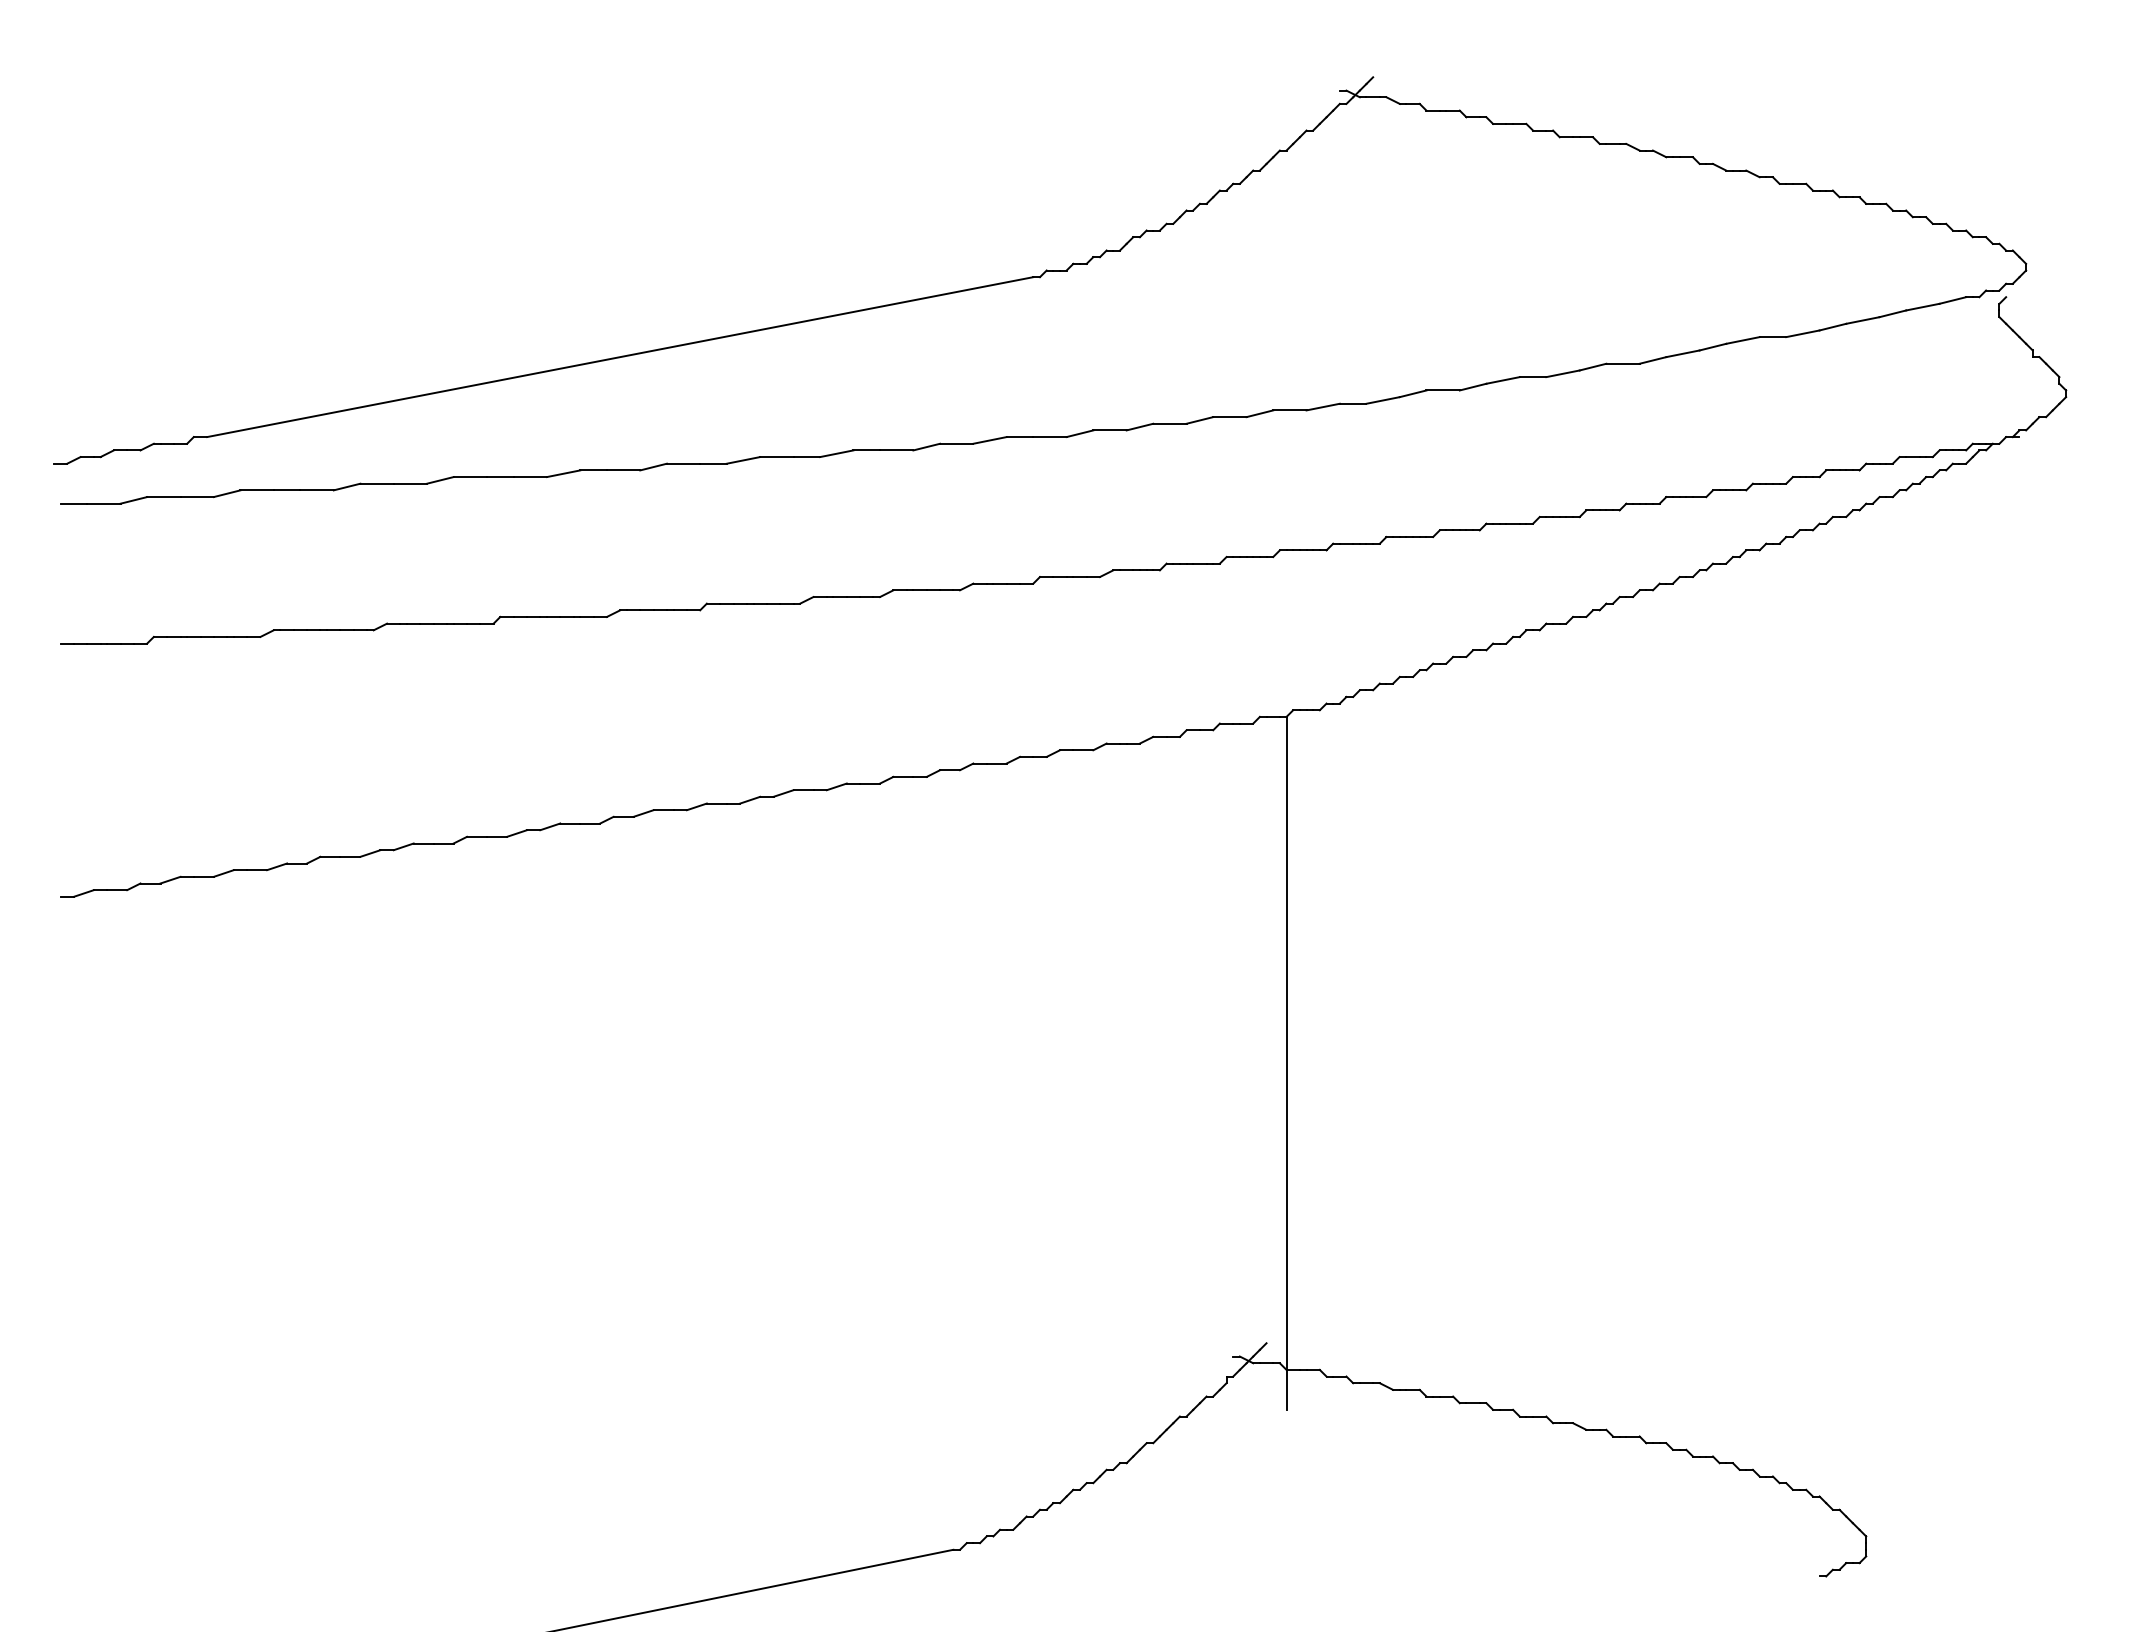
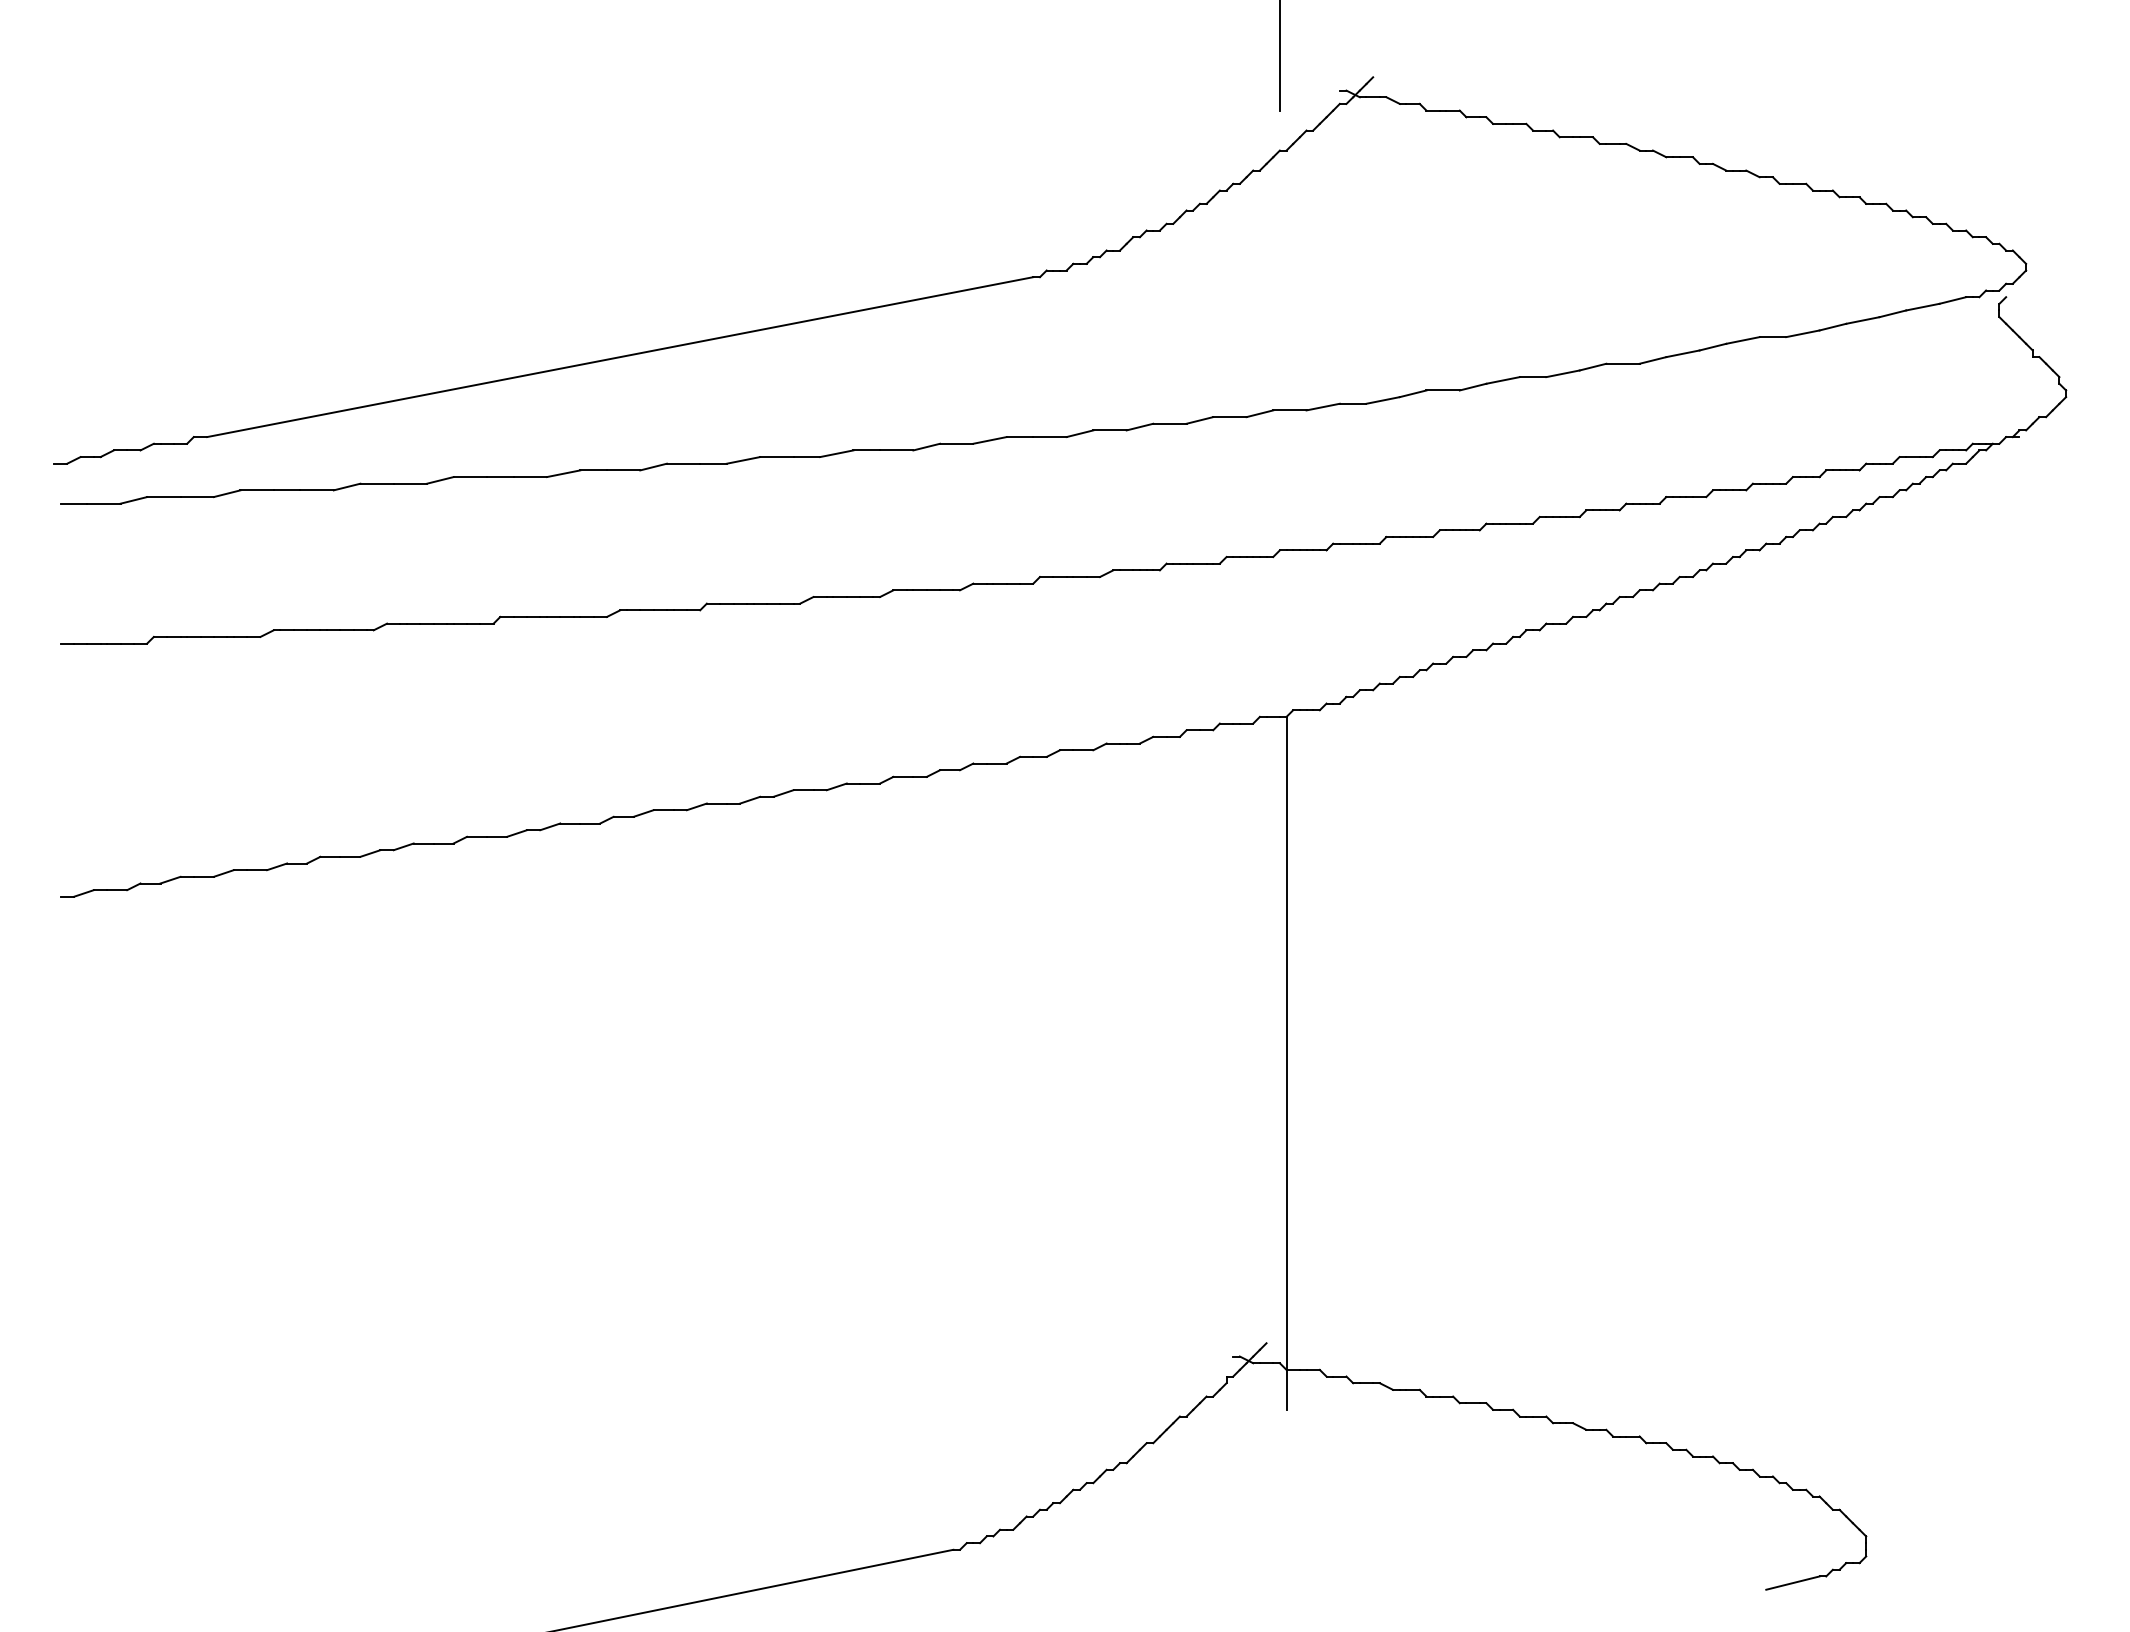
line: none -> present (1279, 56)
line: none -> present (1792, 1582)
